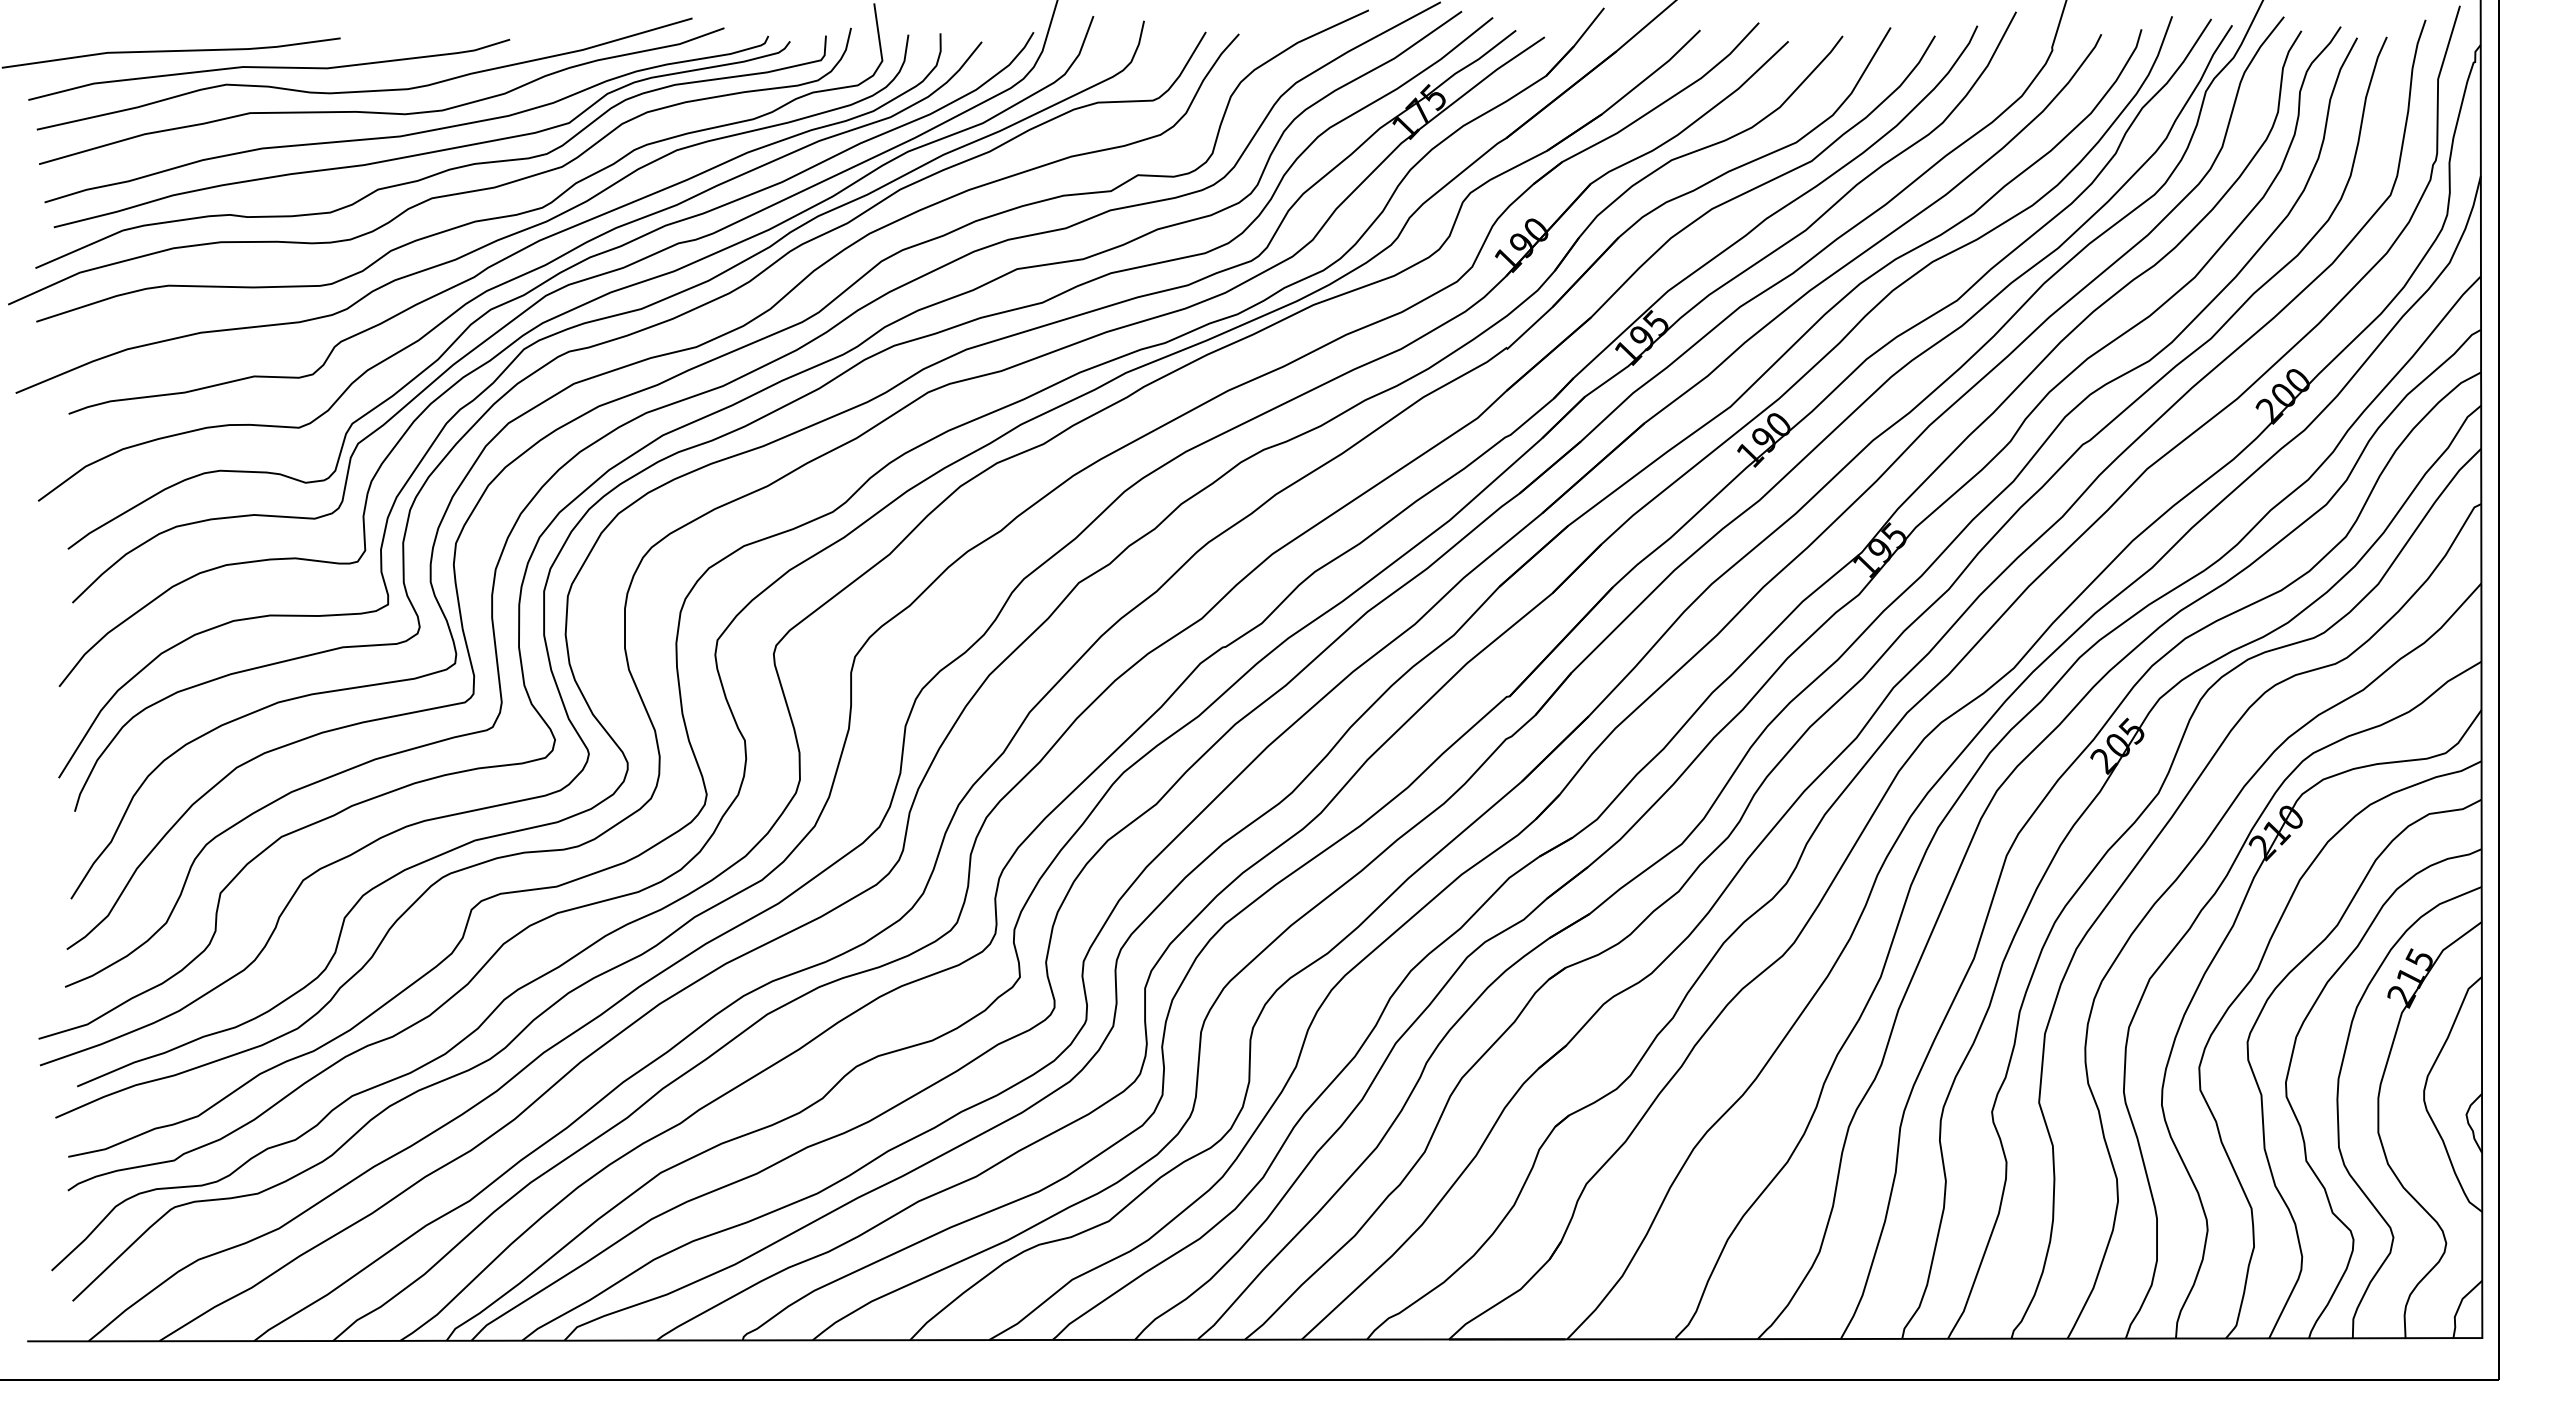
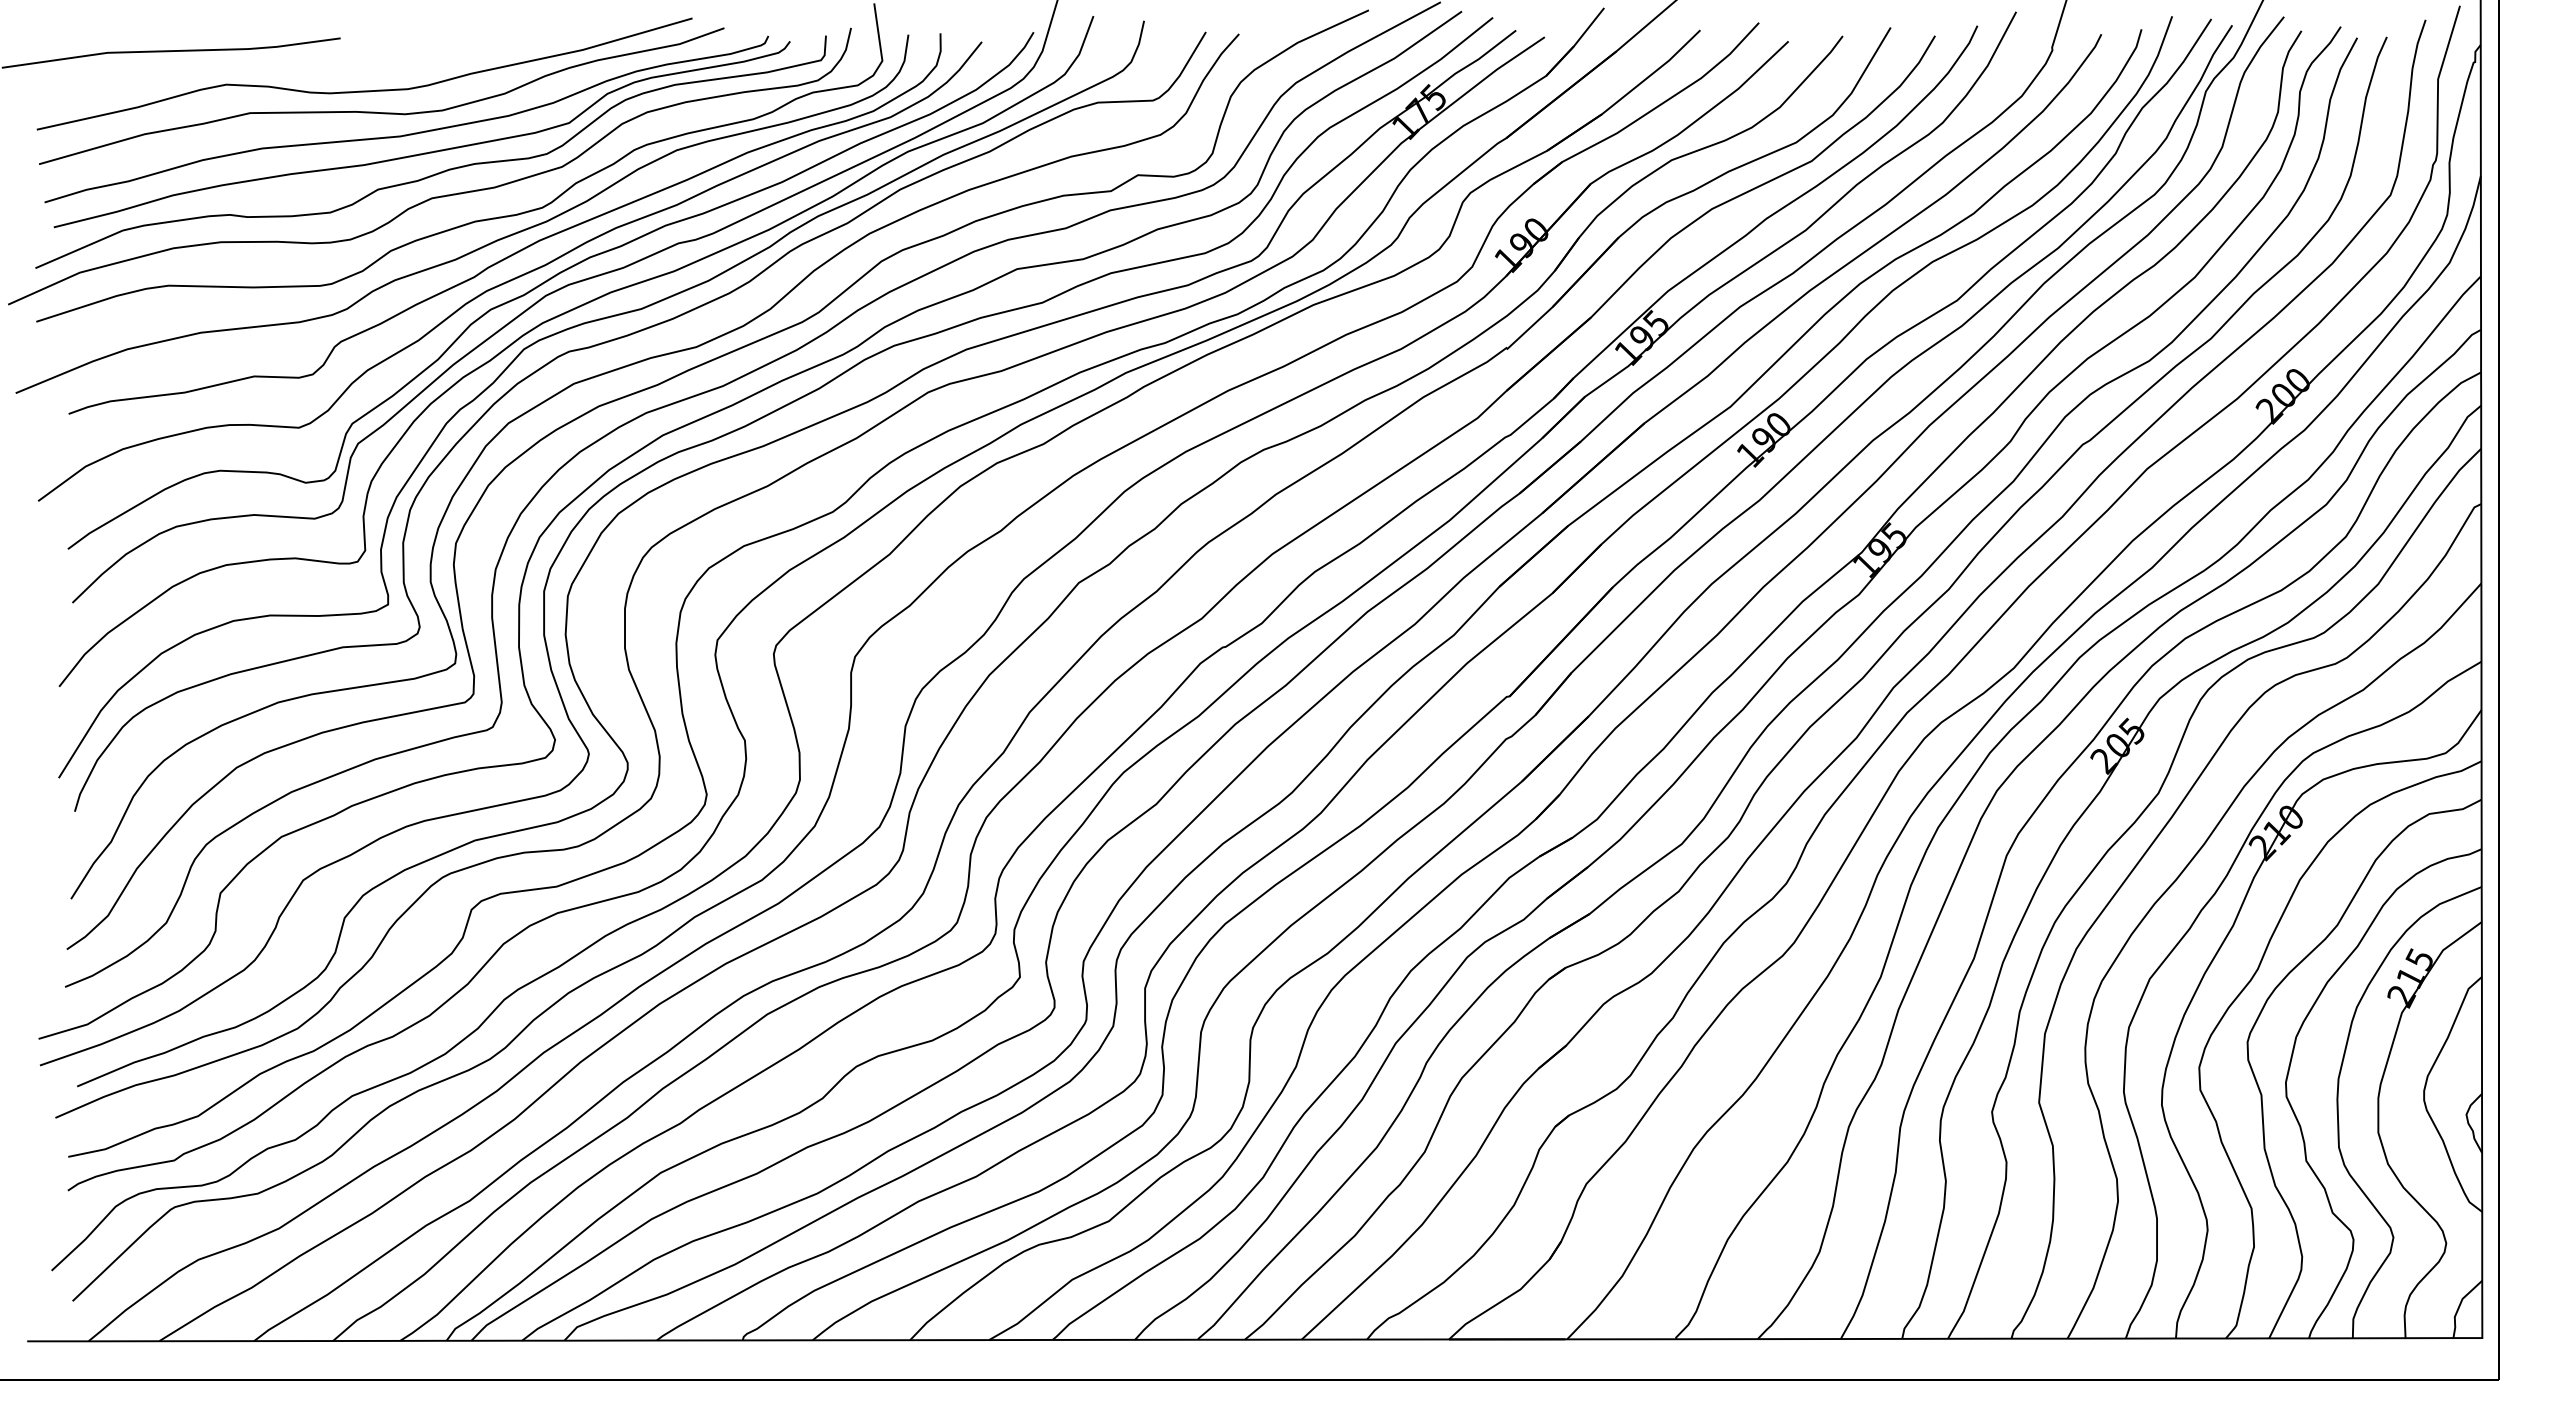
curve: present -> none (269, 68)
